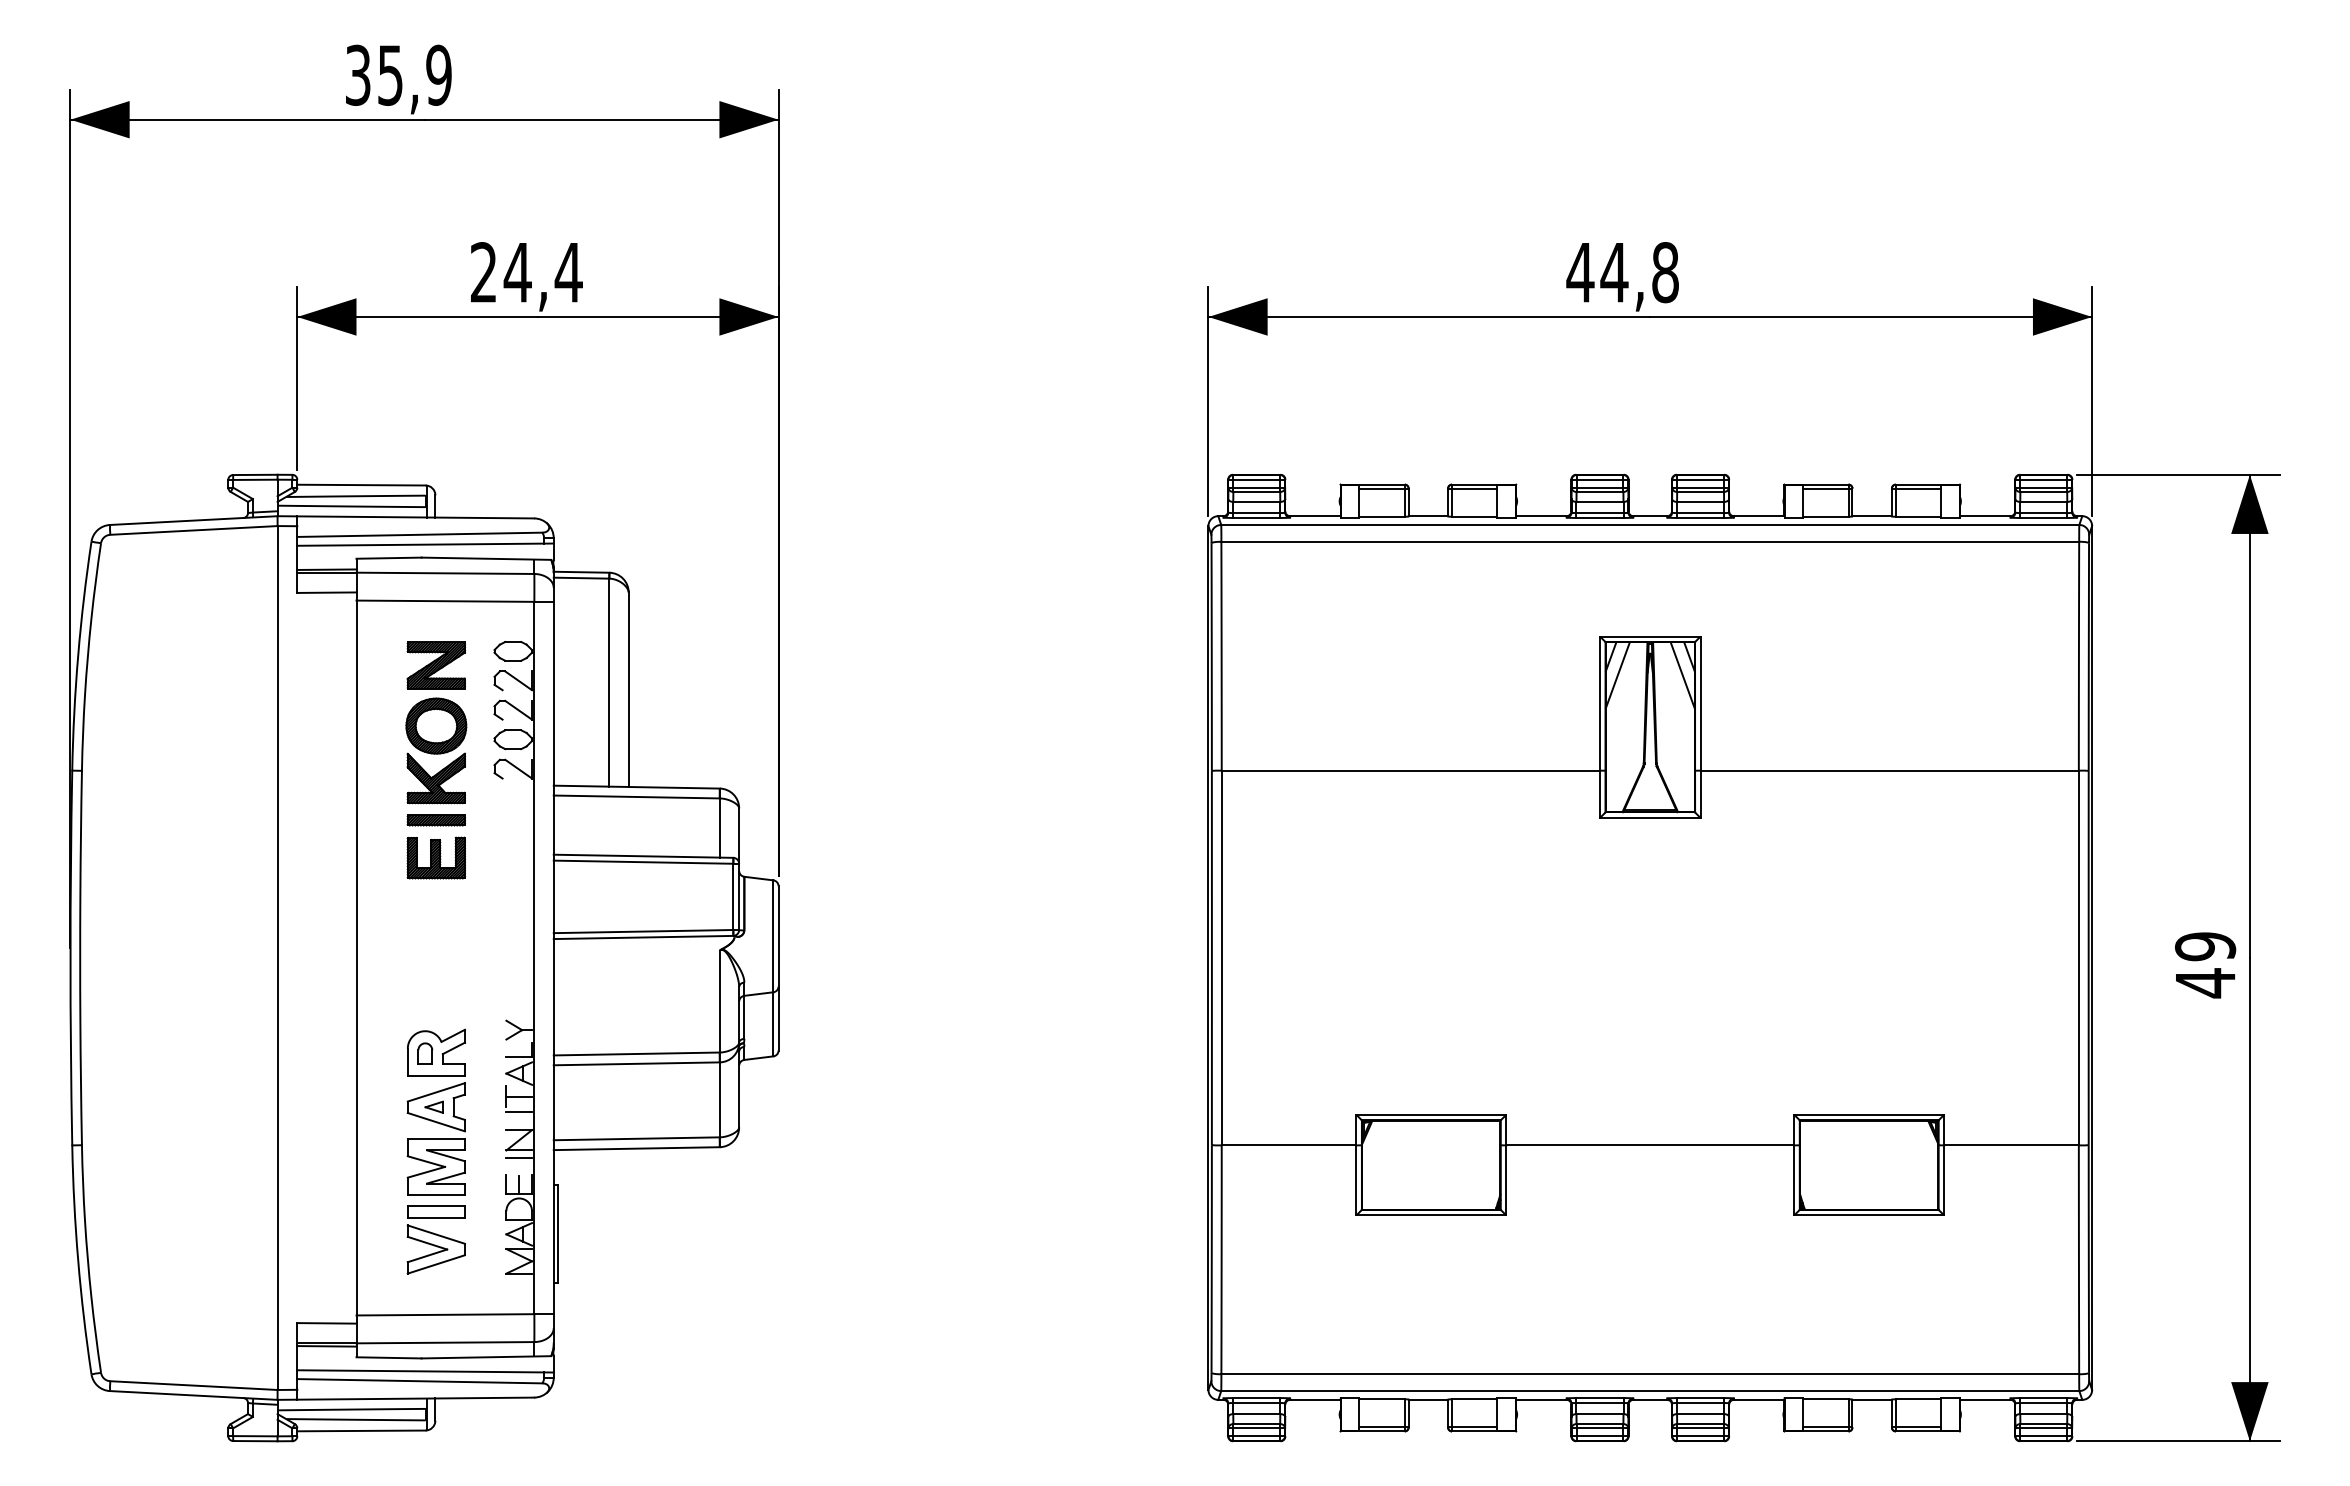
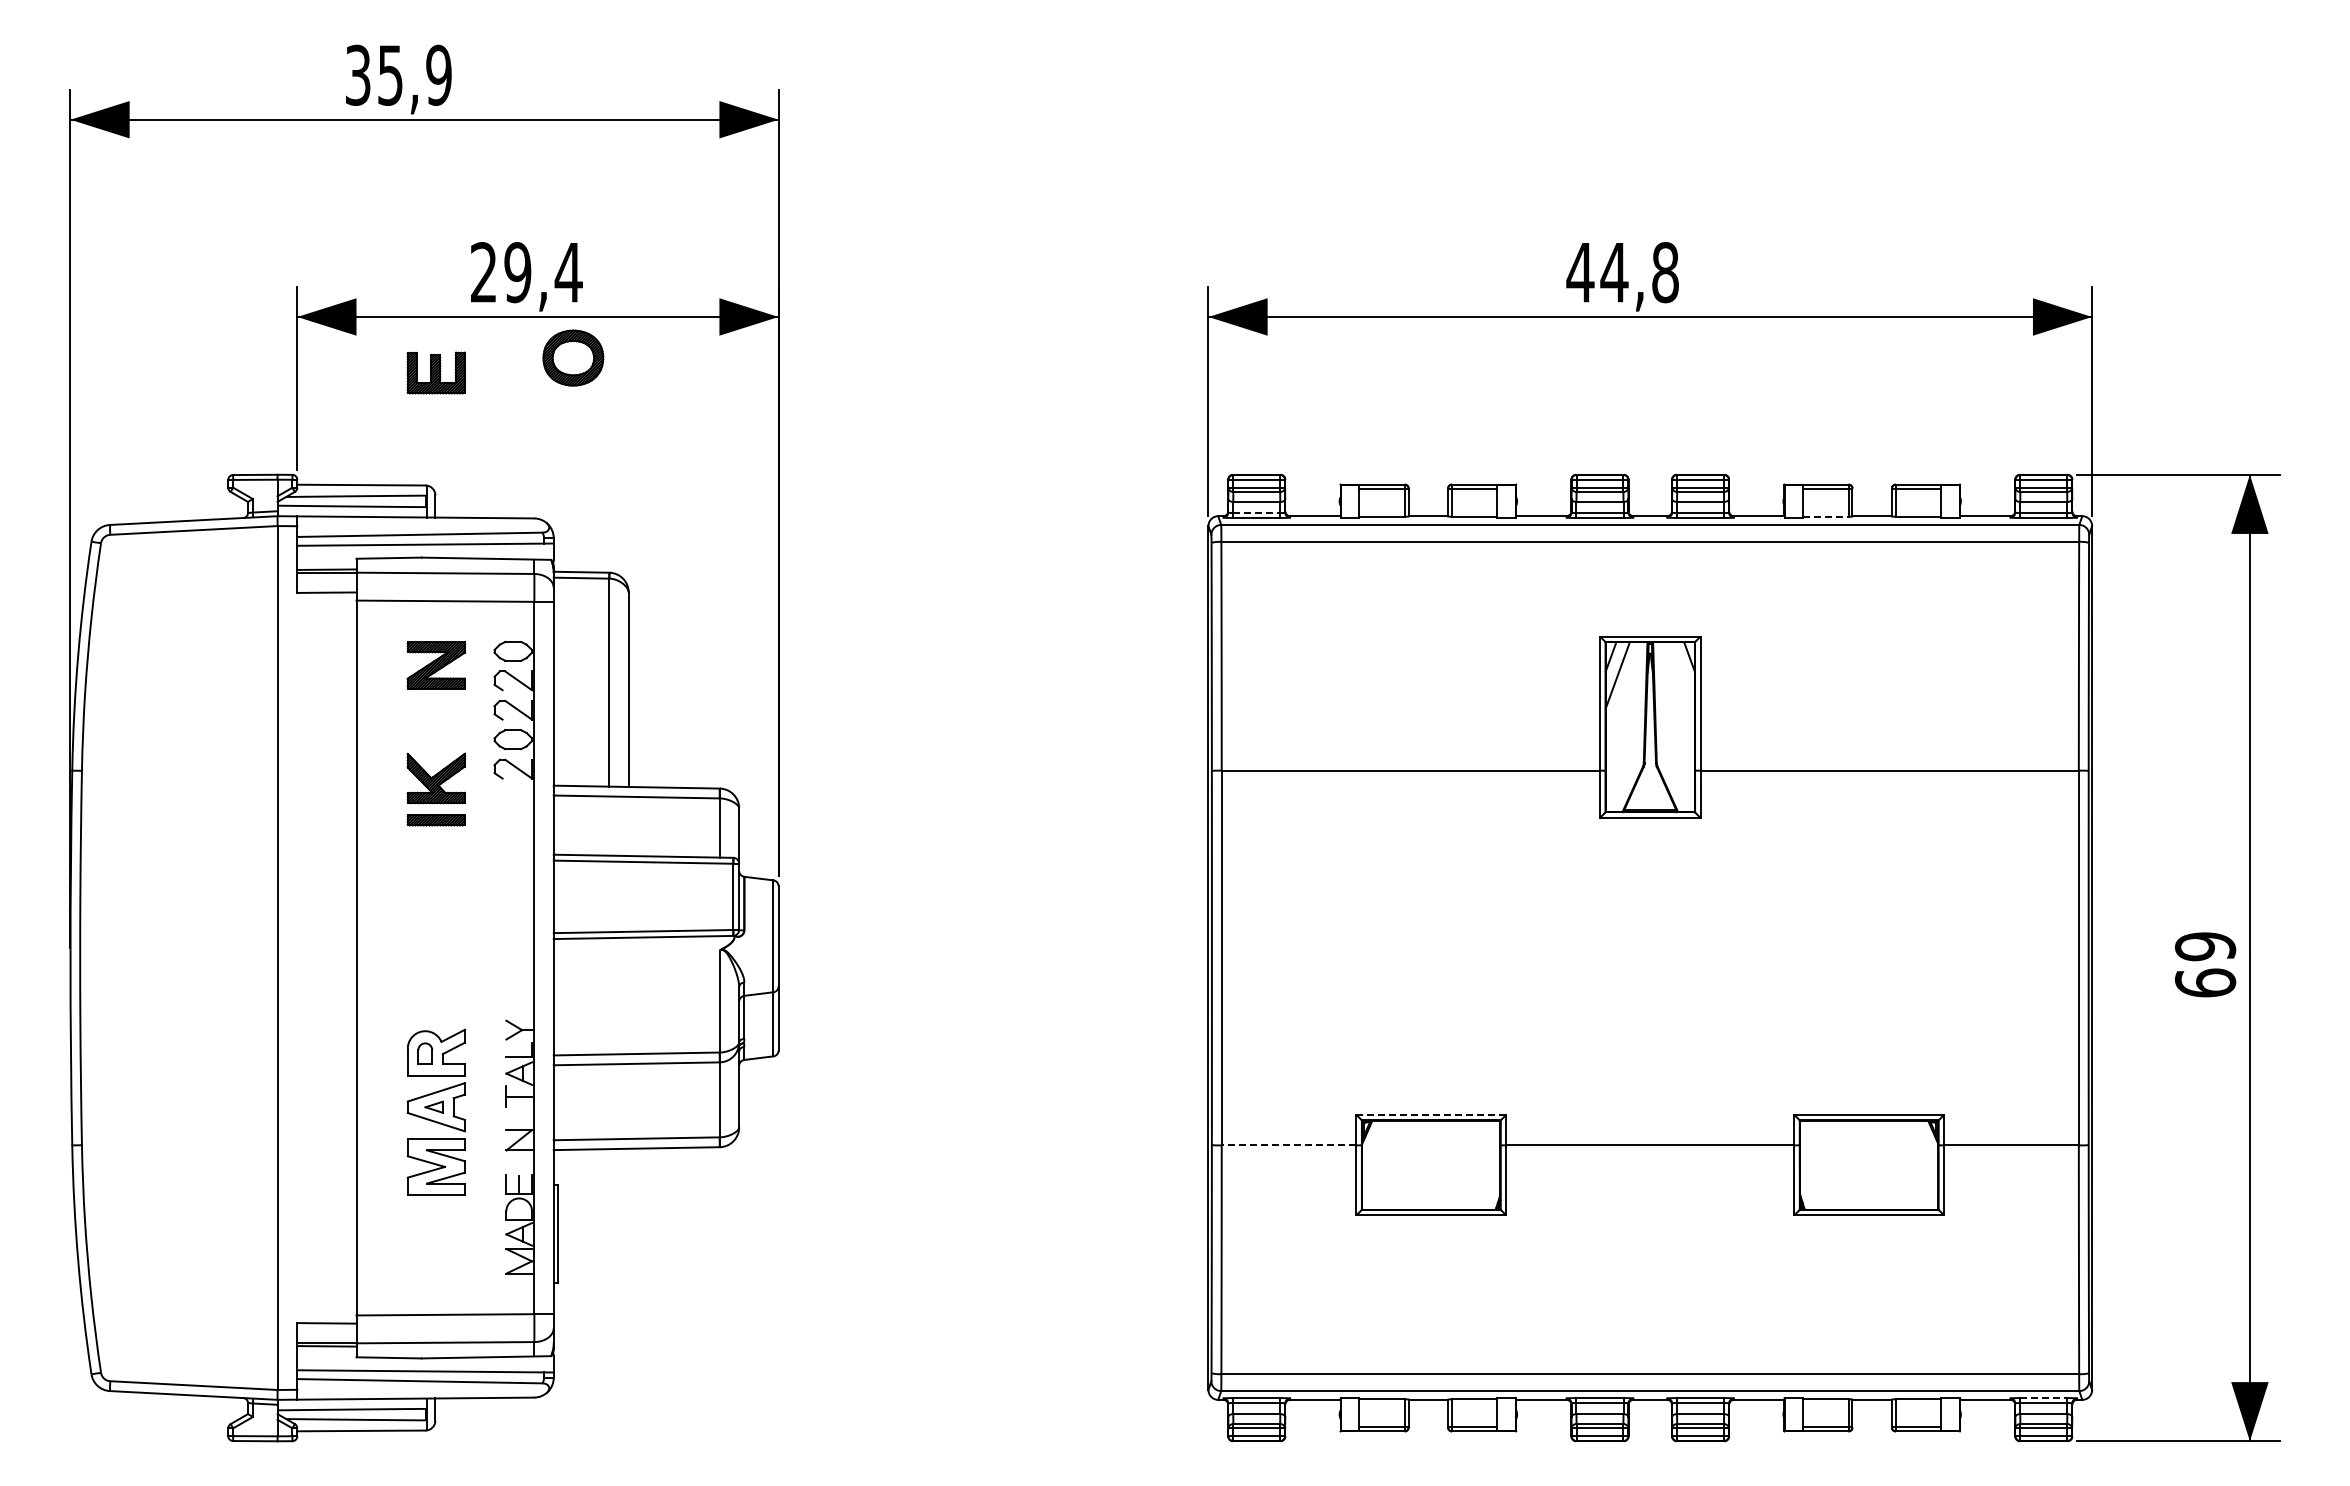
text: 24,4 -> 29,4 (517, 272)
line: solid -> dashed (1256, 513)
line: solid -> dashed (1825, 516)
line: present -> none (1682, 675)
part position: (436, 725) -> (573, 357) (573, 357)
part position: (435, 857) -> (435, 372) (435, 372)
text: 49 -> 69 (2205, 983)
line: present -> none (519, 1112)
line: solid -> dashed (1431, 1114)
line: solid -> dashed (1288, 1145)
line: present -> none (519, 1158)
part: present -> none (435, 1239)
line: solid -> dashed (2043, 1398)
